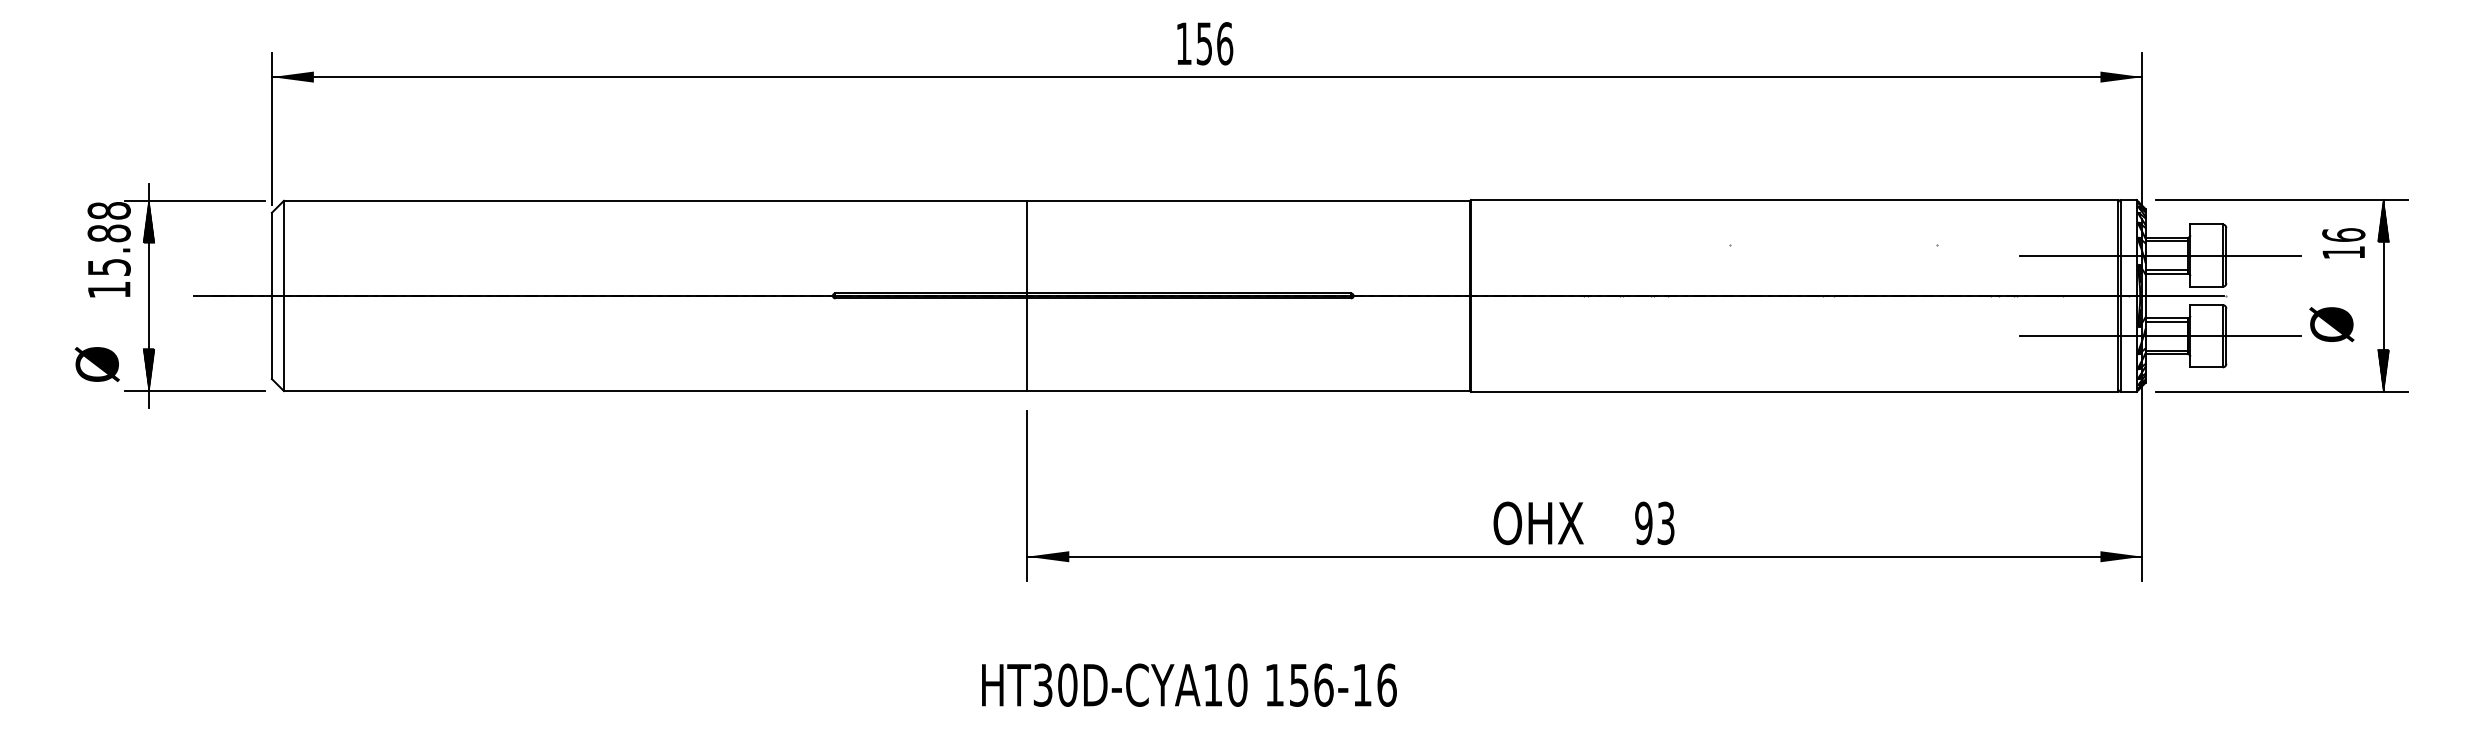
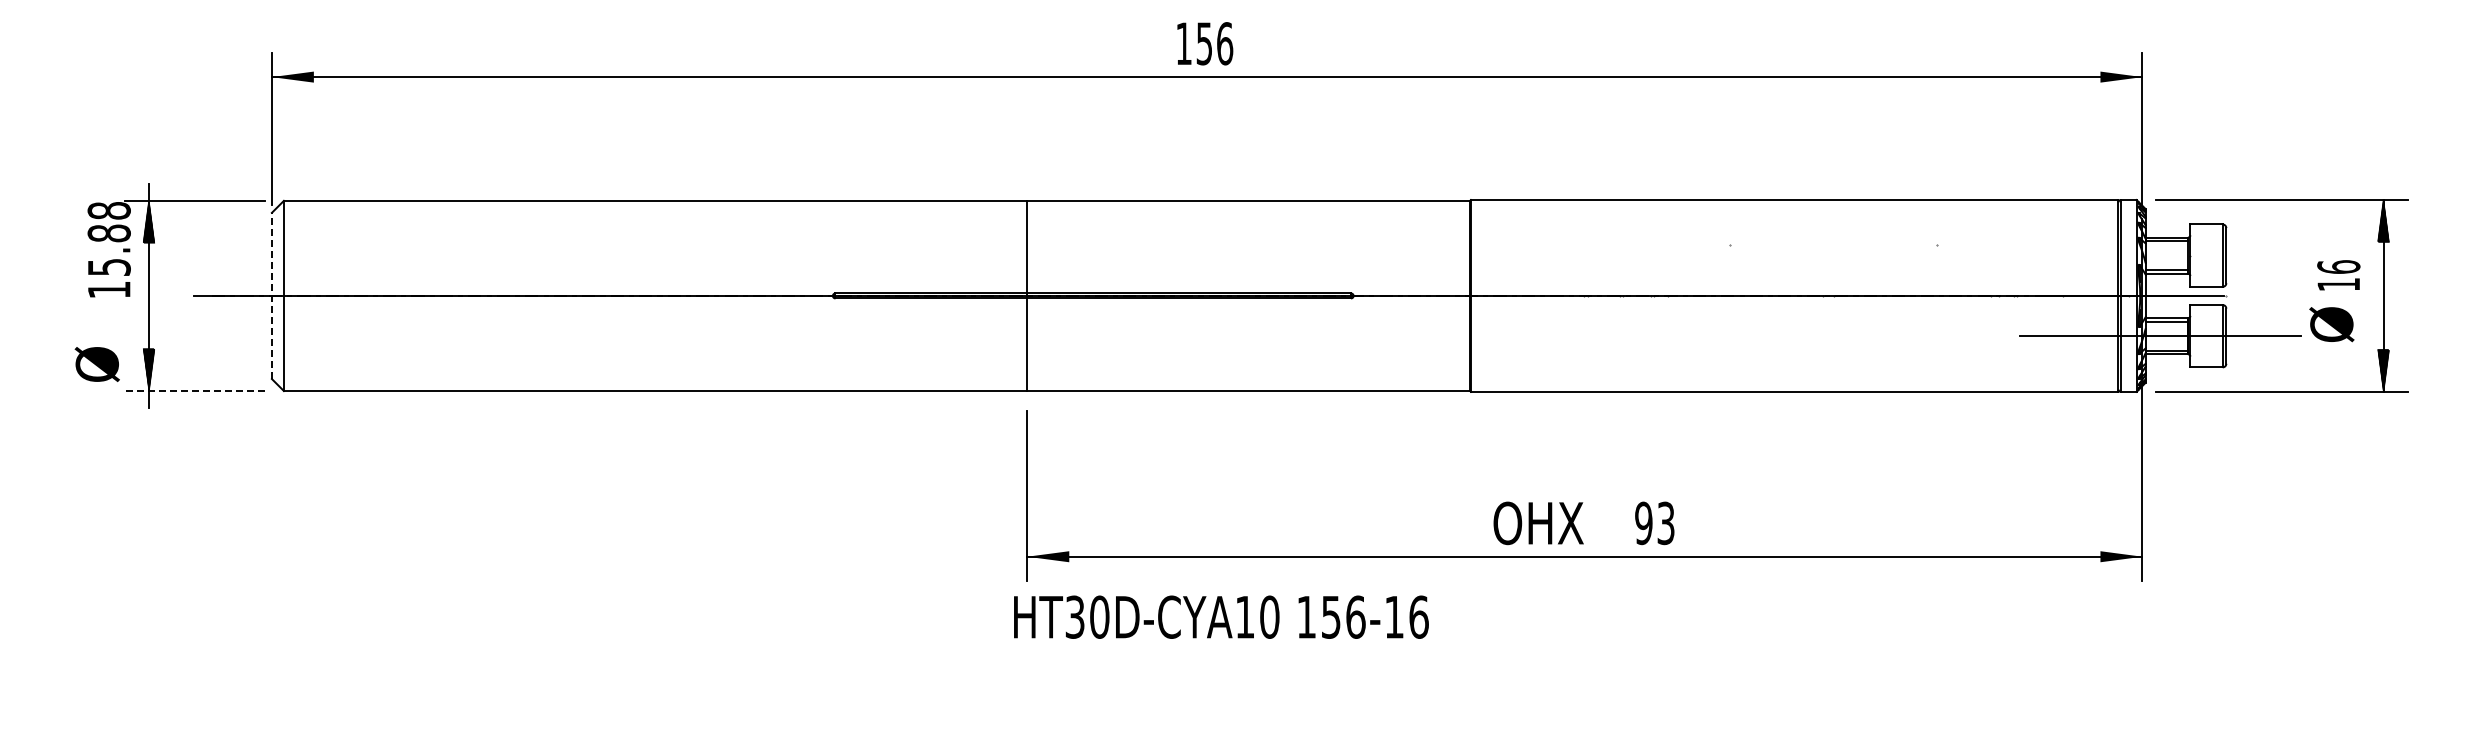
text position: (2343, 243) -> (2338, 275) (2338, 275)
line: present -> none (2159, 255)
line: solid -> dashed (271, 295)
line: solid -> dashed (194, 391)
text position: (1189, 684) -> (1221, 616) (1221, 616)
